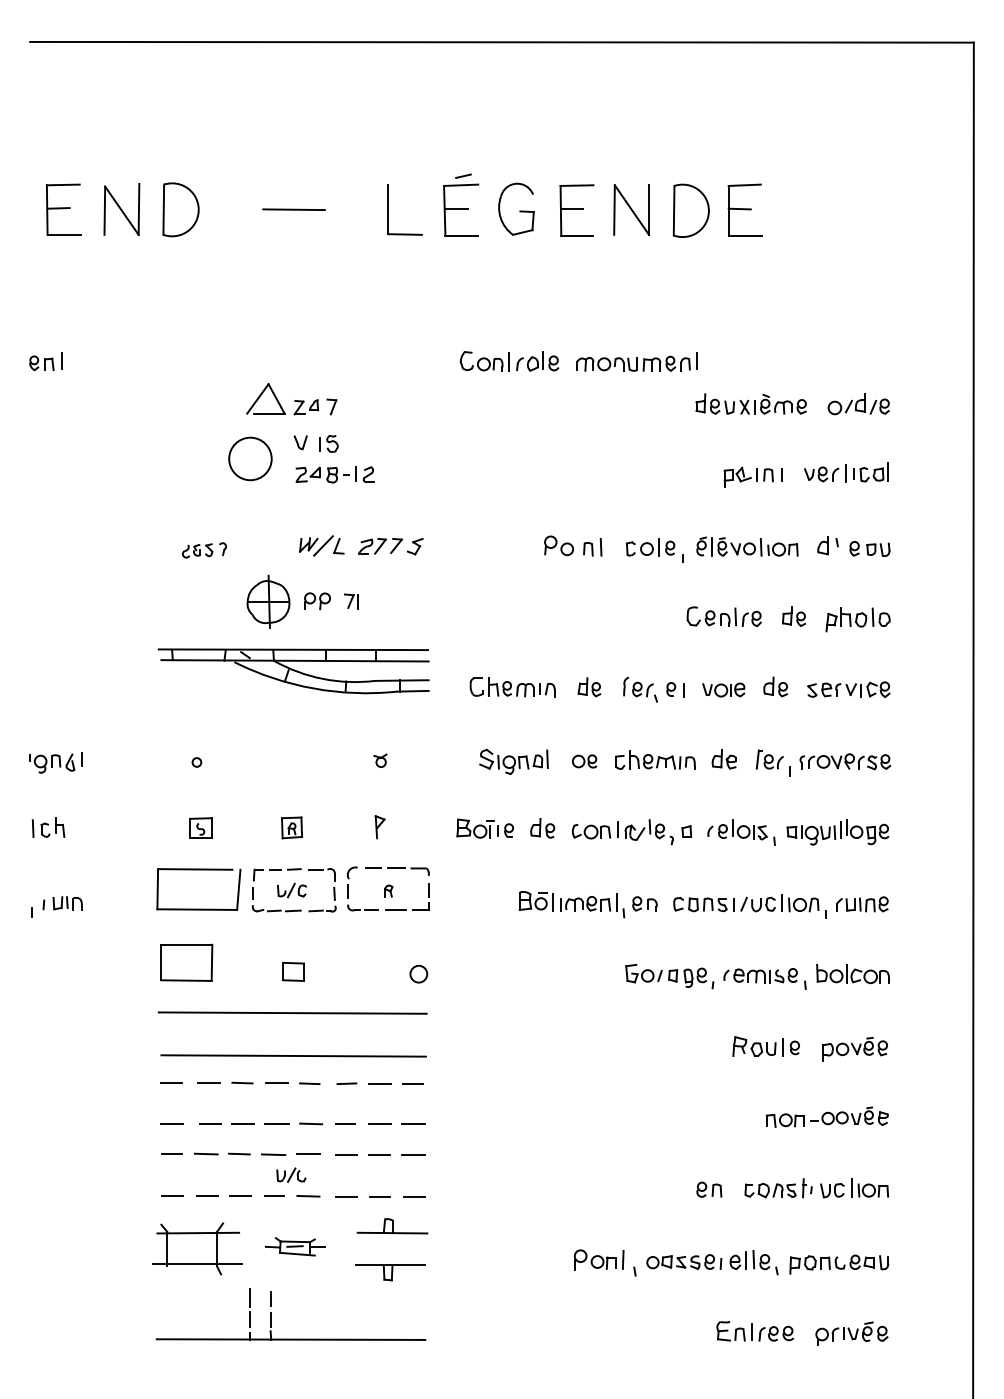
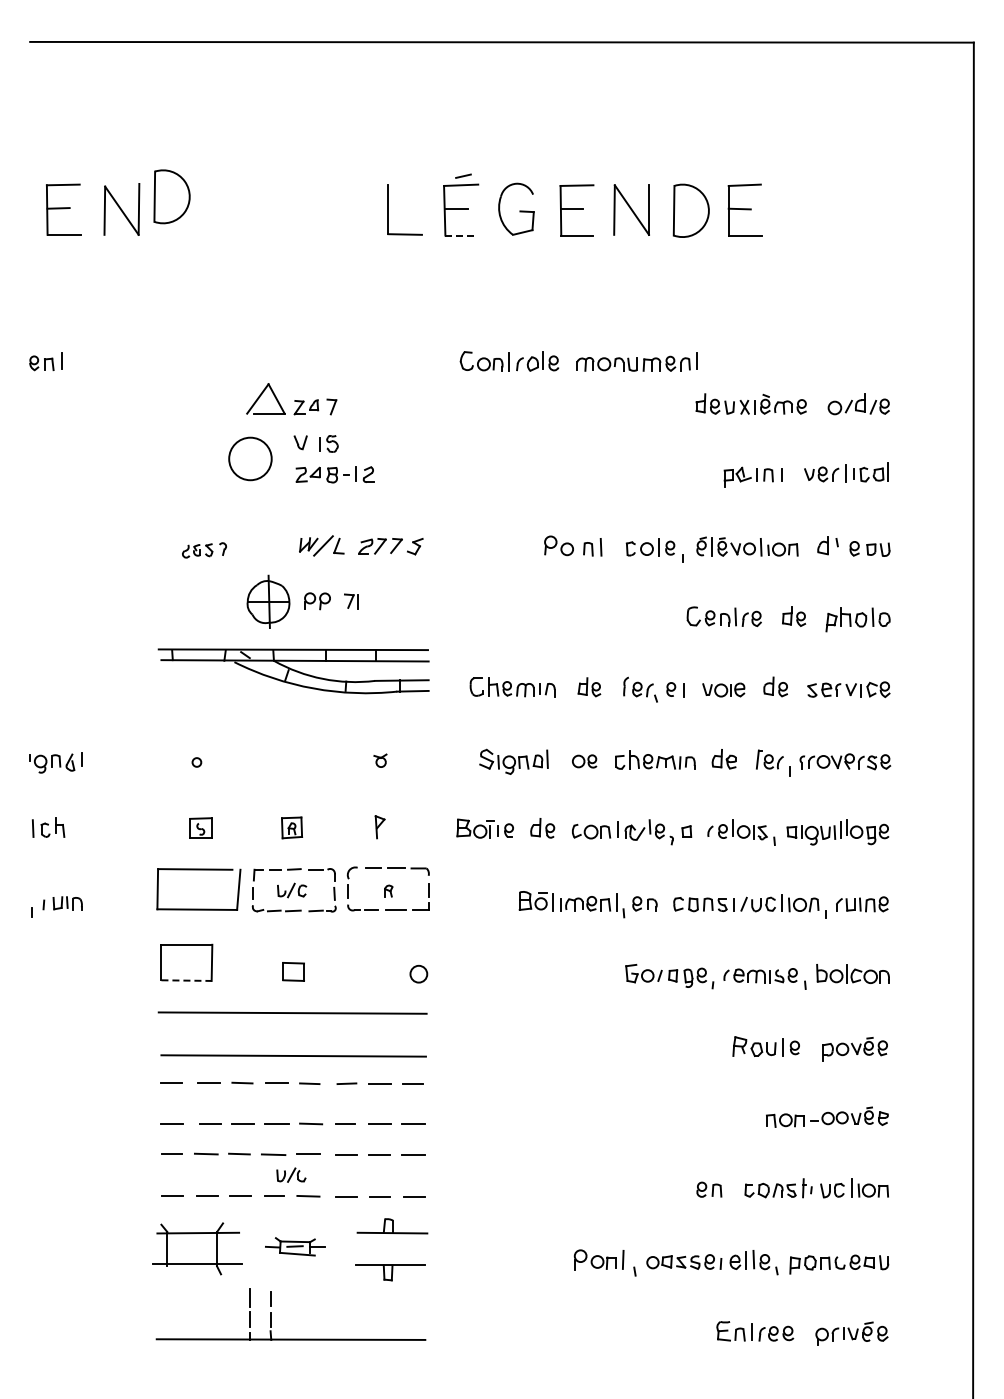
part position: (180, 209) -> (171, 196) (171, 196)
line: present -> none (293, 209)
line: solid -> dashed (461, 235)
line: solid -> dashed (187, 980)
